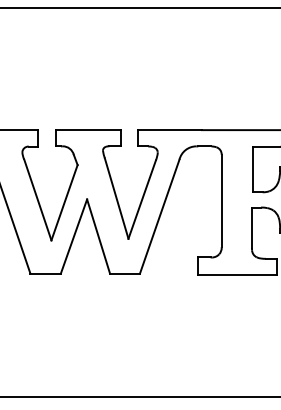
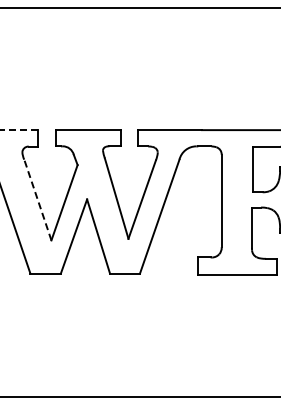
line: solid -> dashed (19, 130)
line: solid -> dashed (37, 200)
